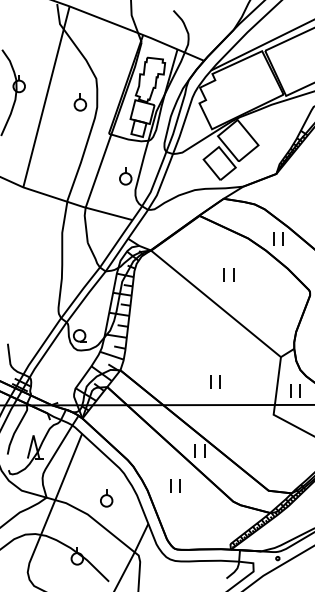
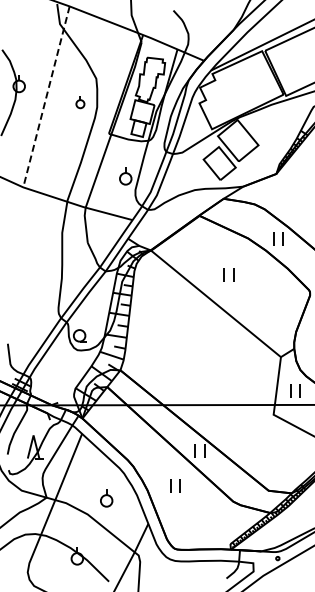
line: solid -> dashed (46, 96)
part size: 15x19 px -> 11x14 px (80, 102)
part: present -> none (215, 381)
